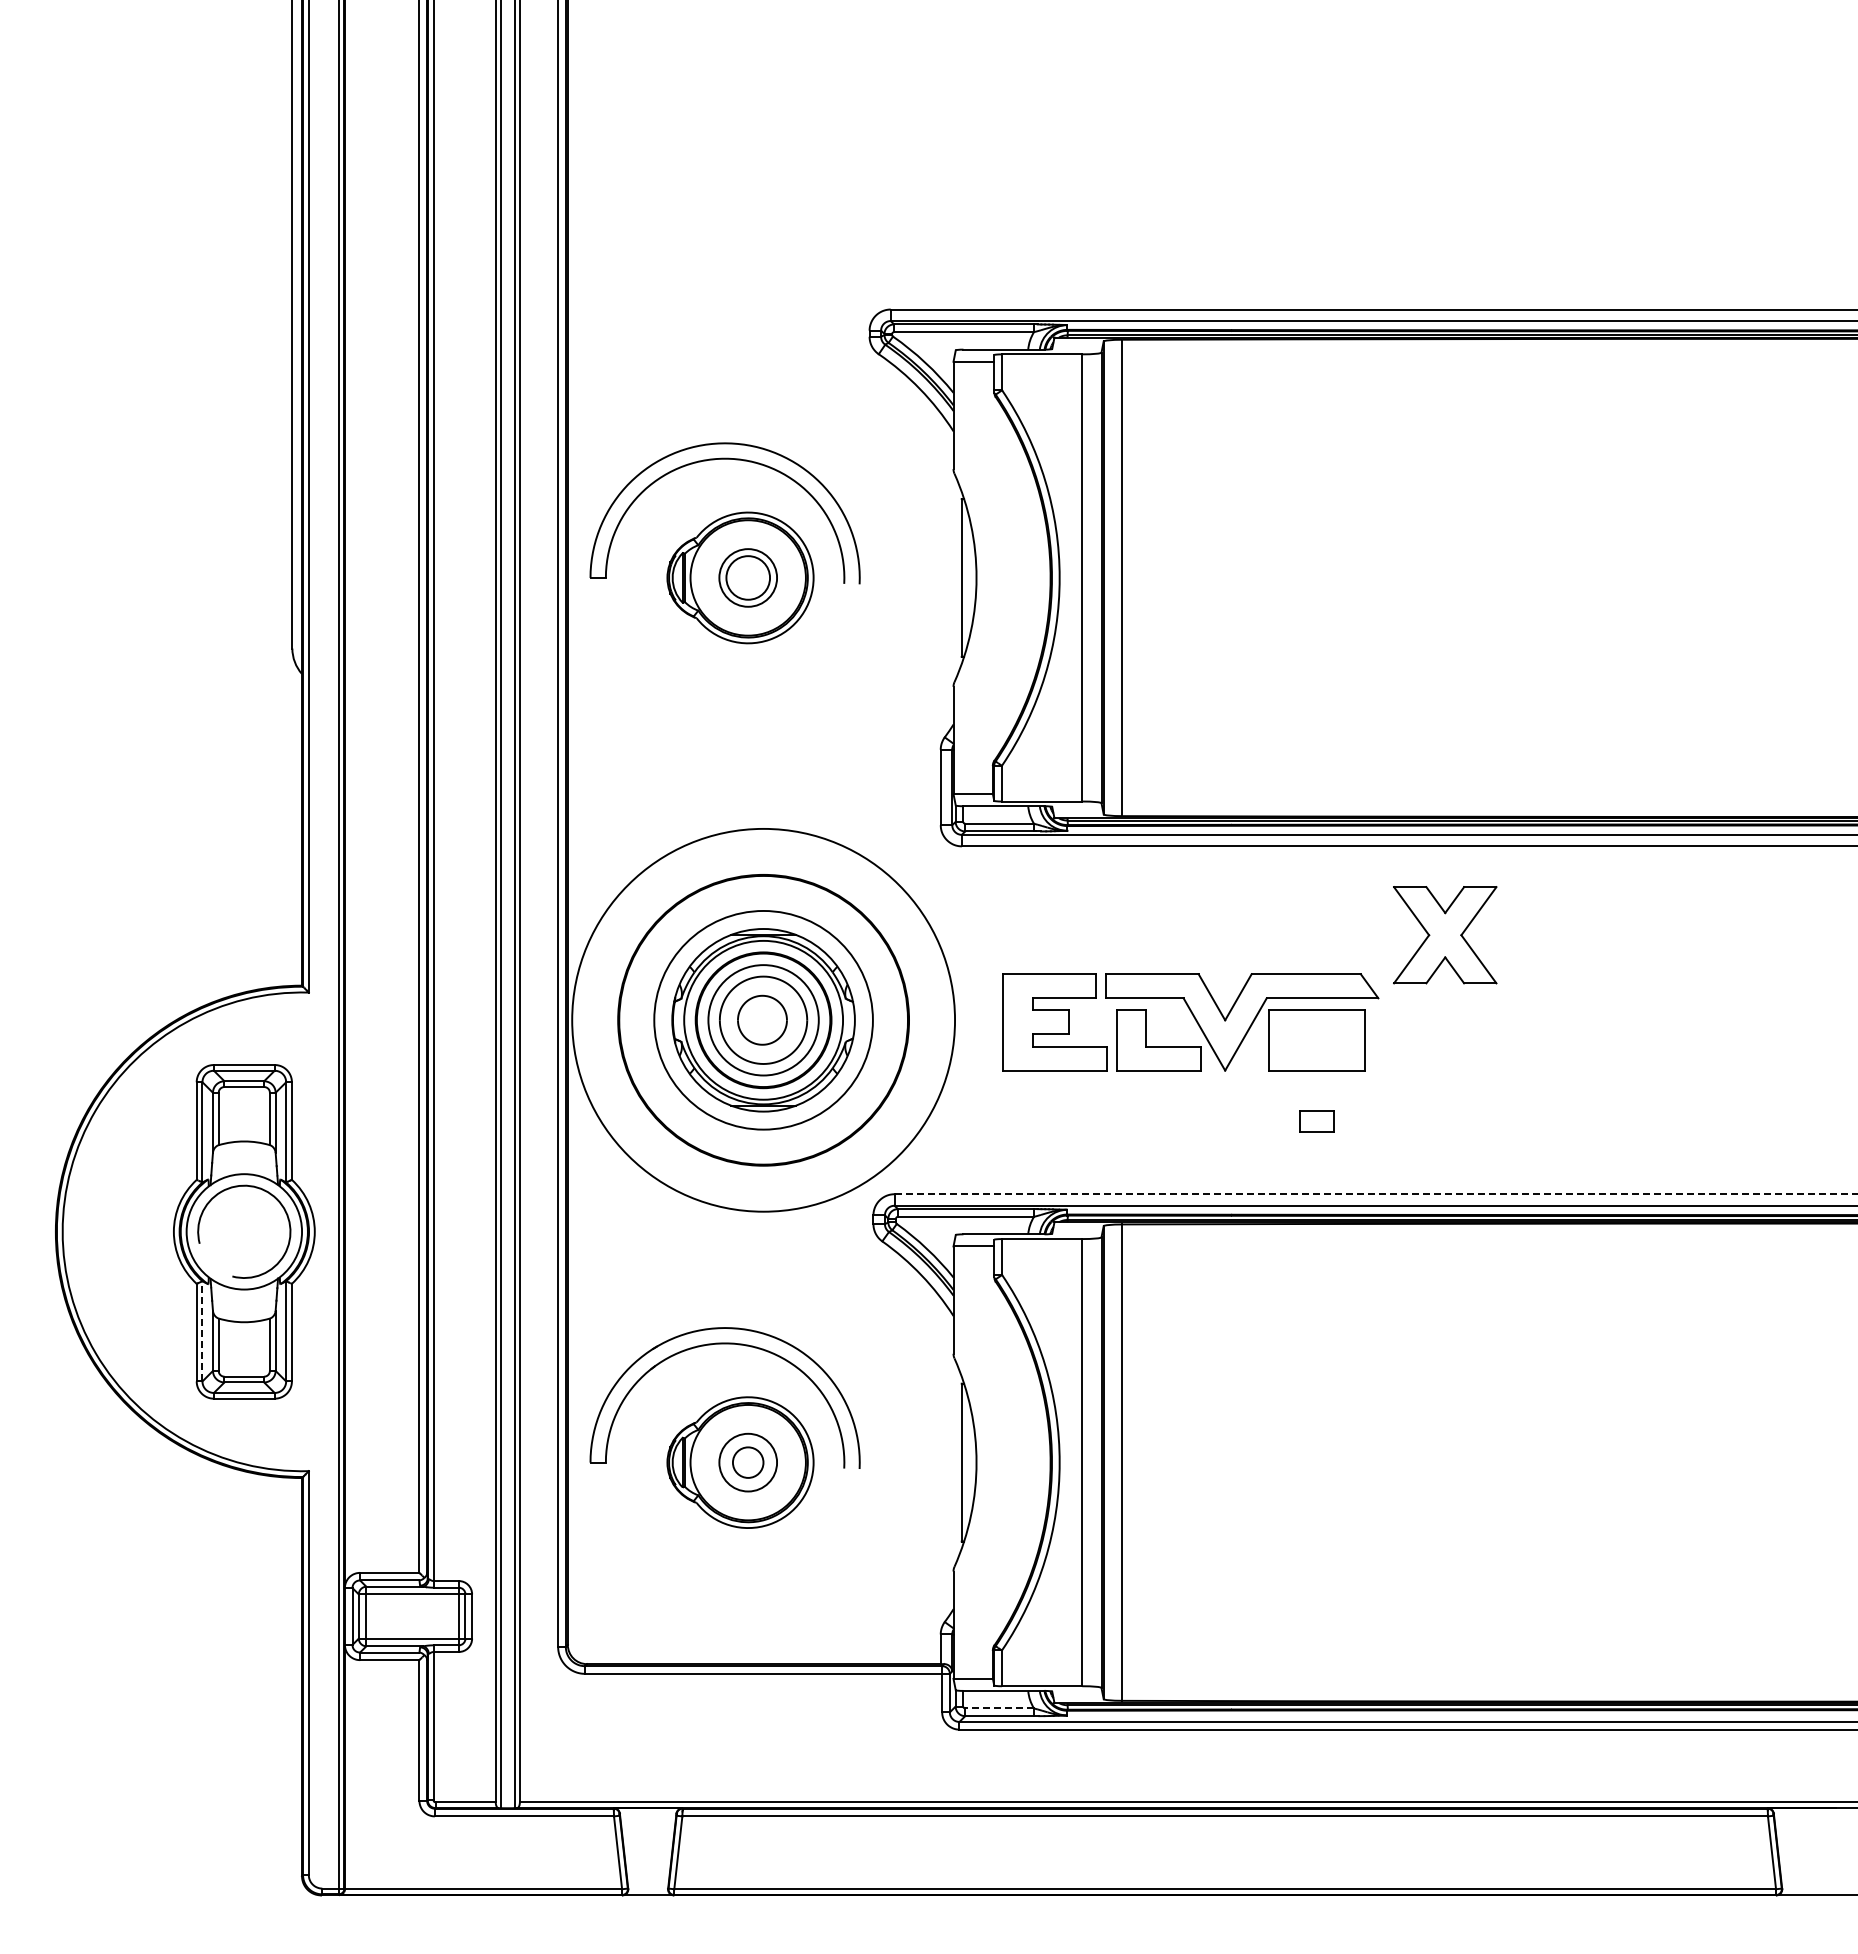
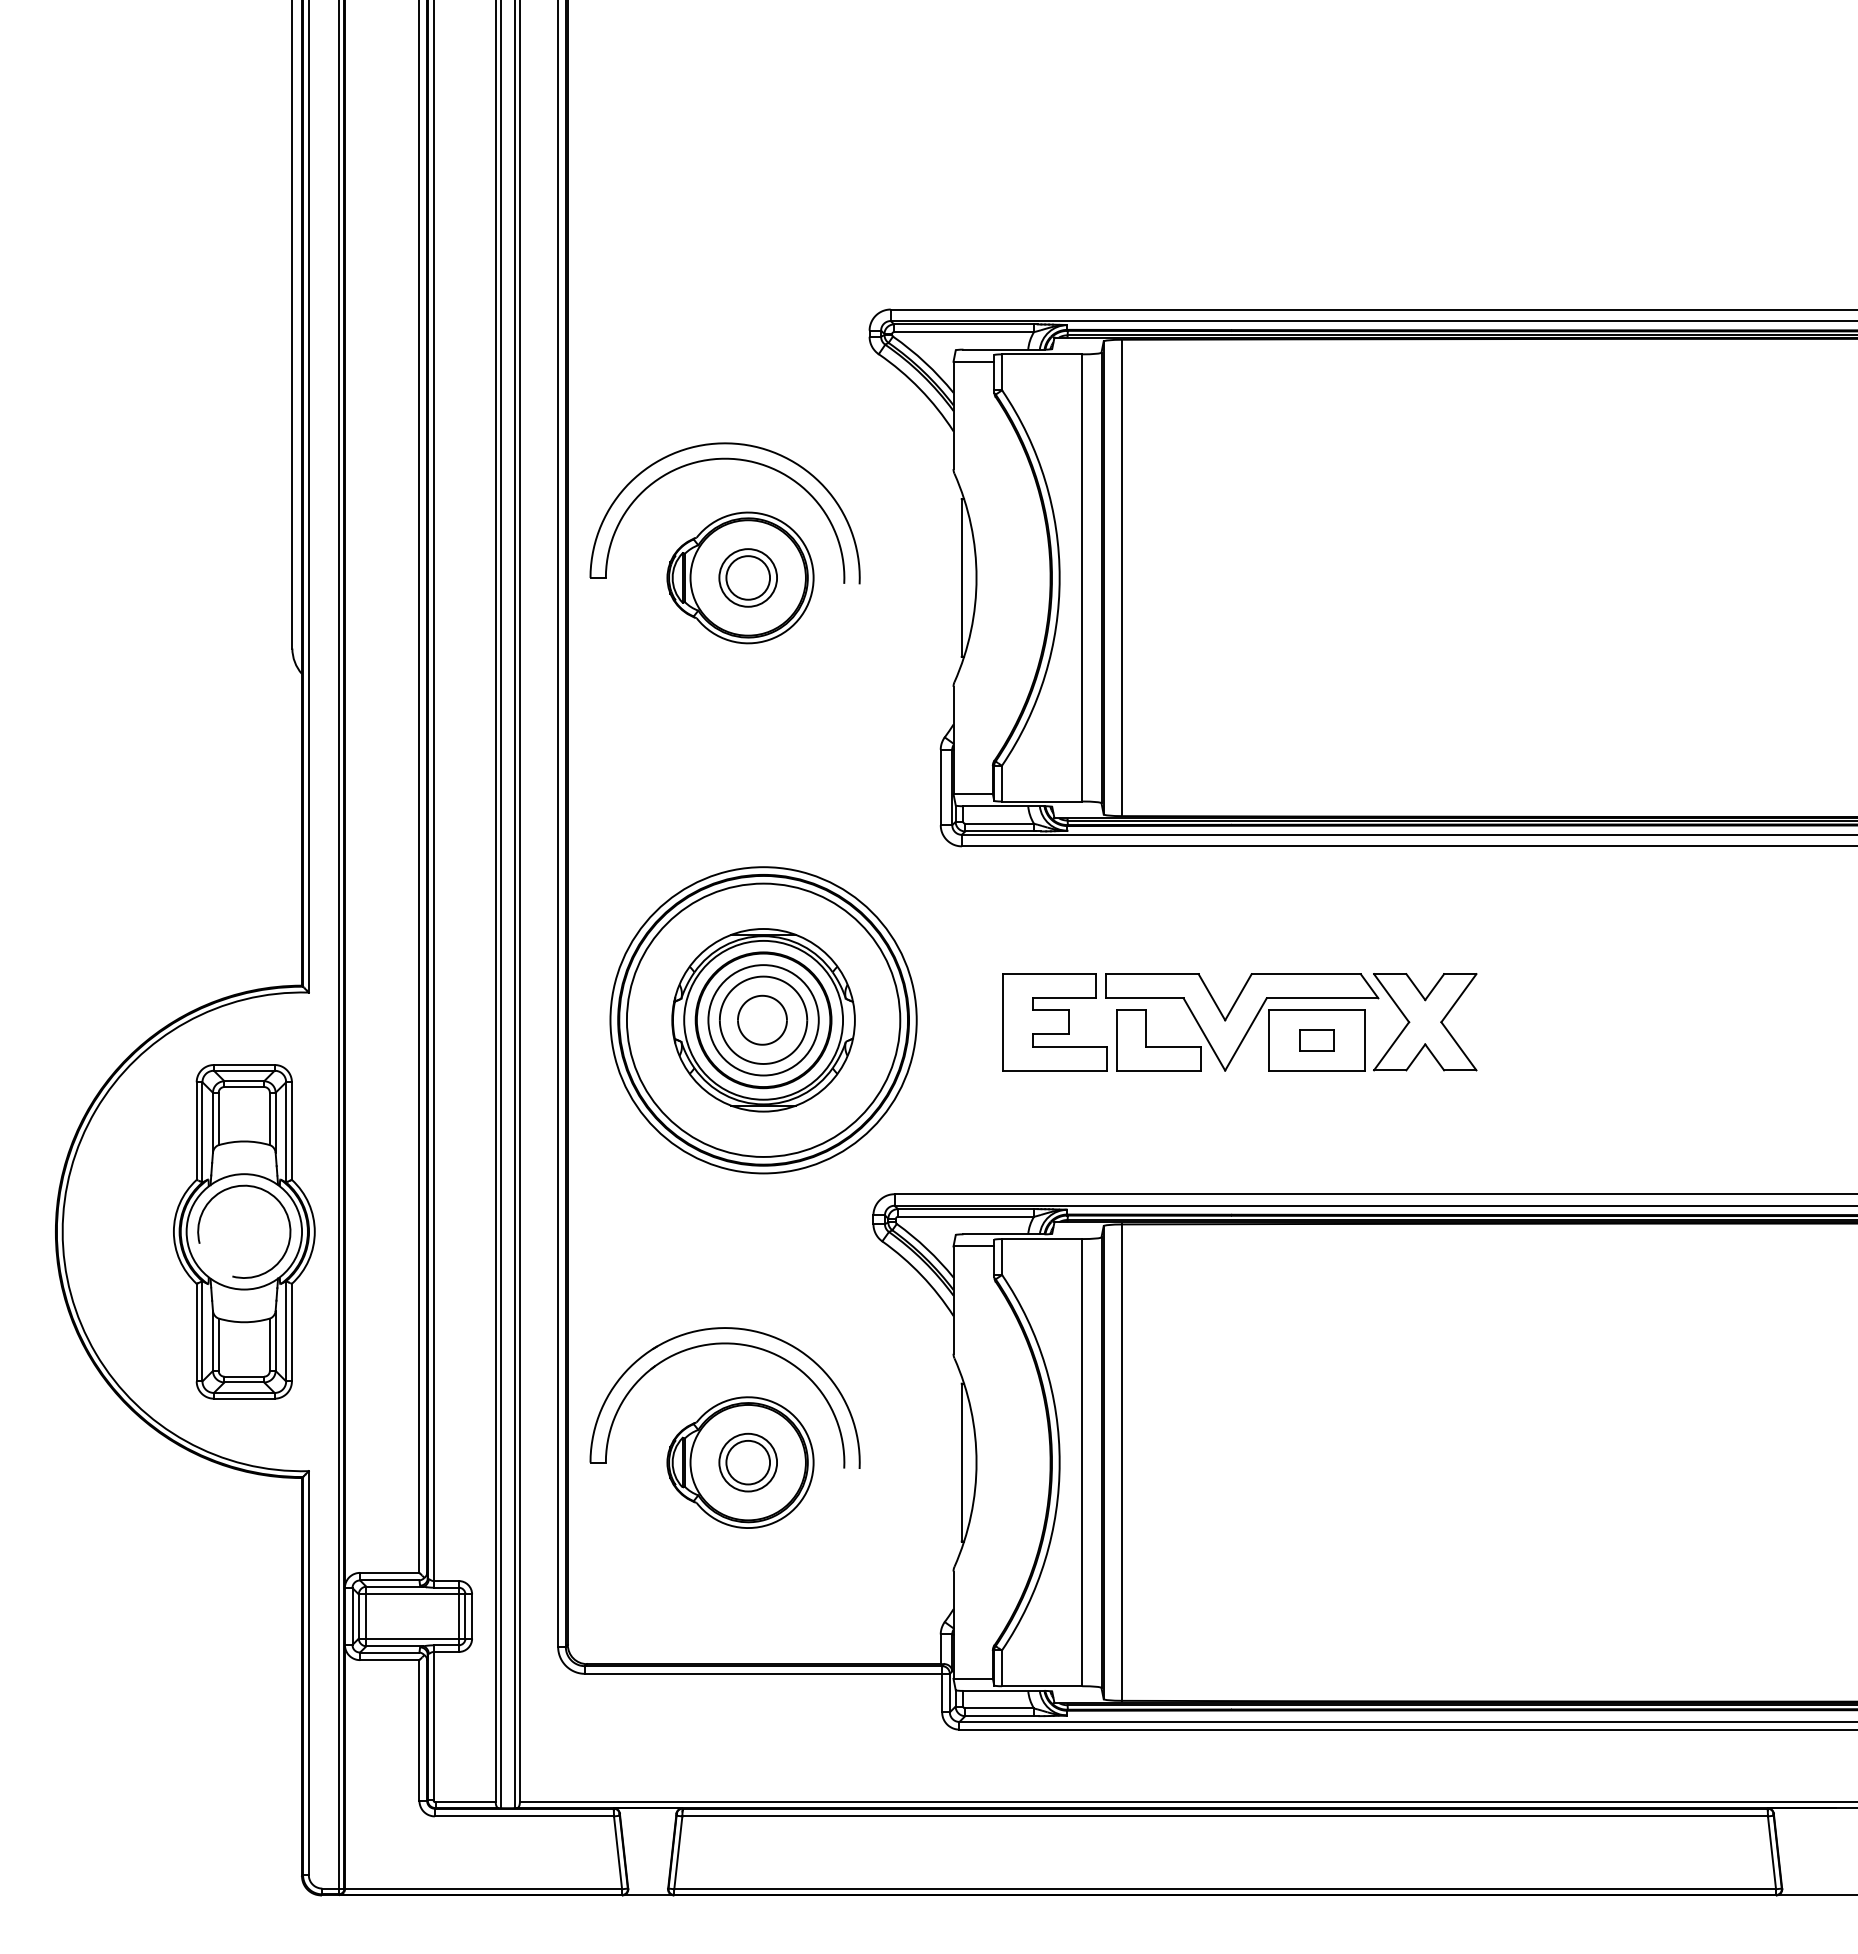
part position: (1445, 935) -> (1425, 1022) (1425, 1022)
circle diameter: 219 px -> 273 px (763, 1019)
circle diameter: 383 px -> 306 px (763, 1020)
part position: (1316, 1121) -> (1316, 1040) (1316, 1040)
line: dashed -> solid (1376, 1194)
line: dashed -> solid (202, 1330)
circle diameter: 31 px -> 44 px (748, 1462)
line: dashed -> solid (999, 1708)
